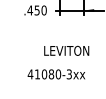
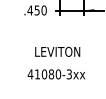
text position: (66, 50) -> (57, 51) (57, 51)
